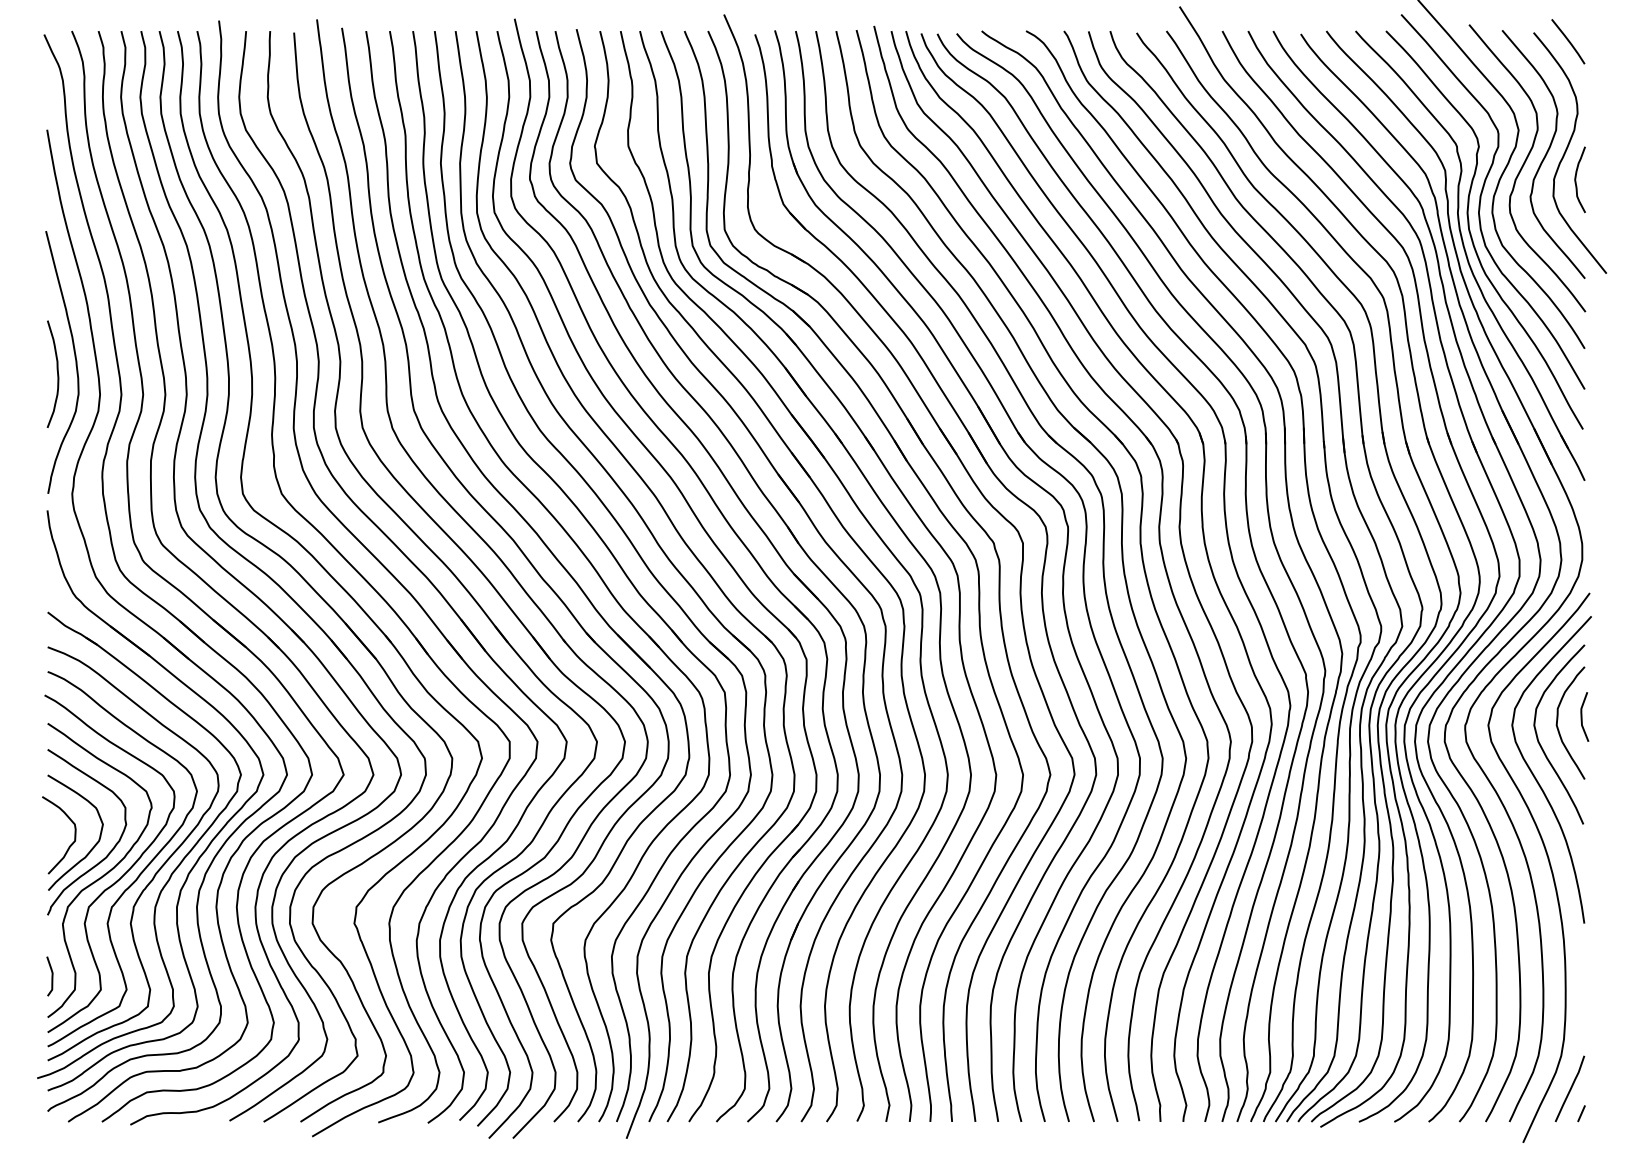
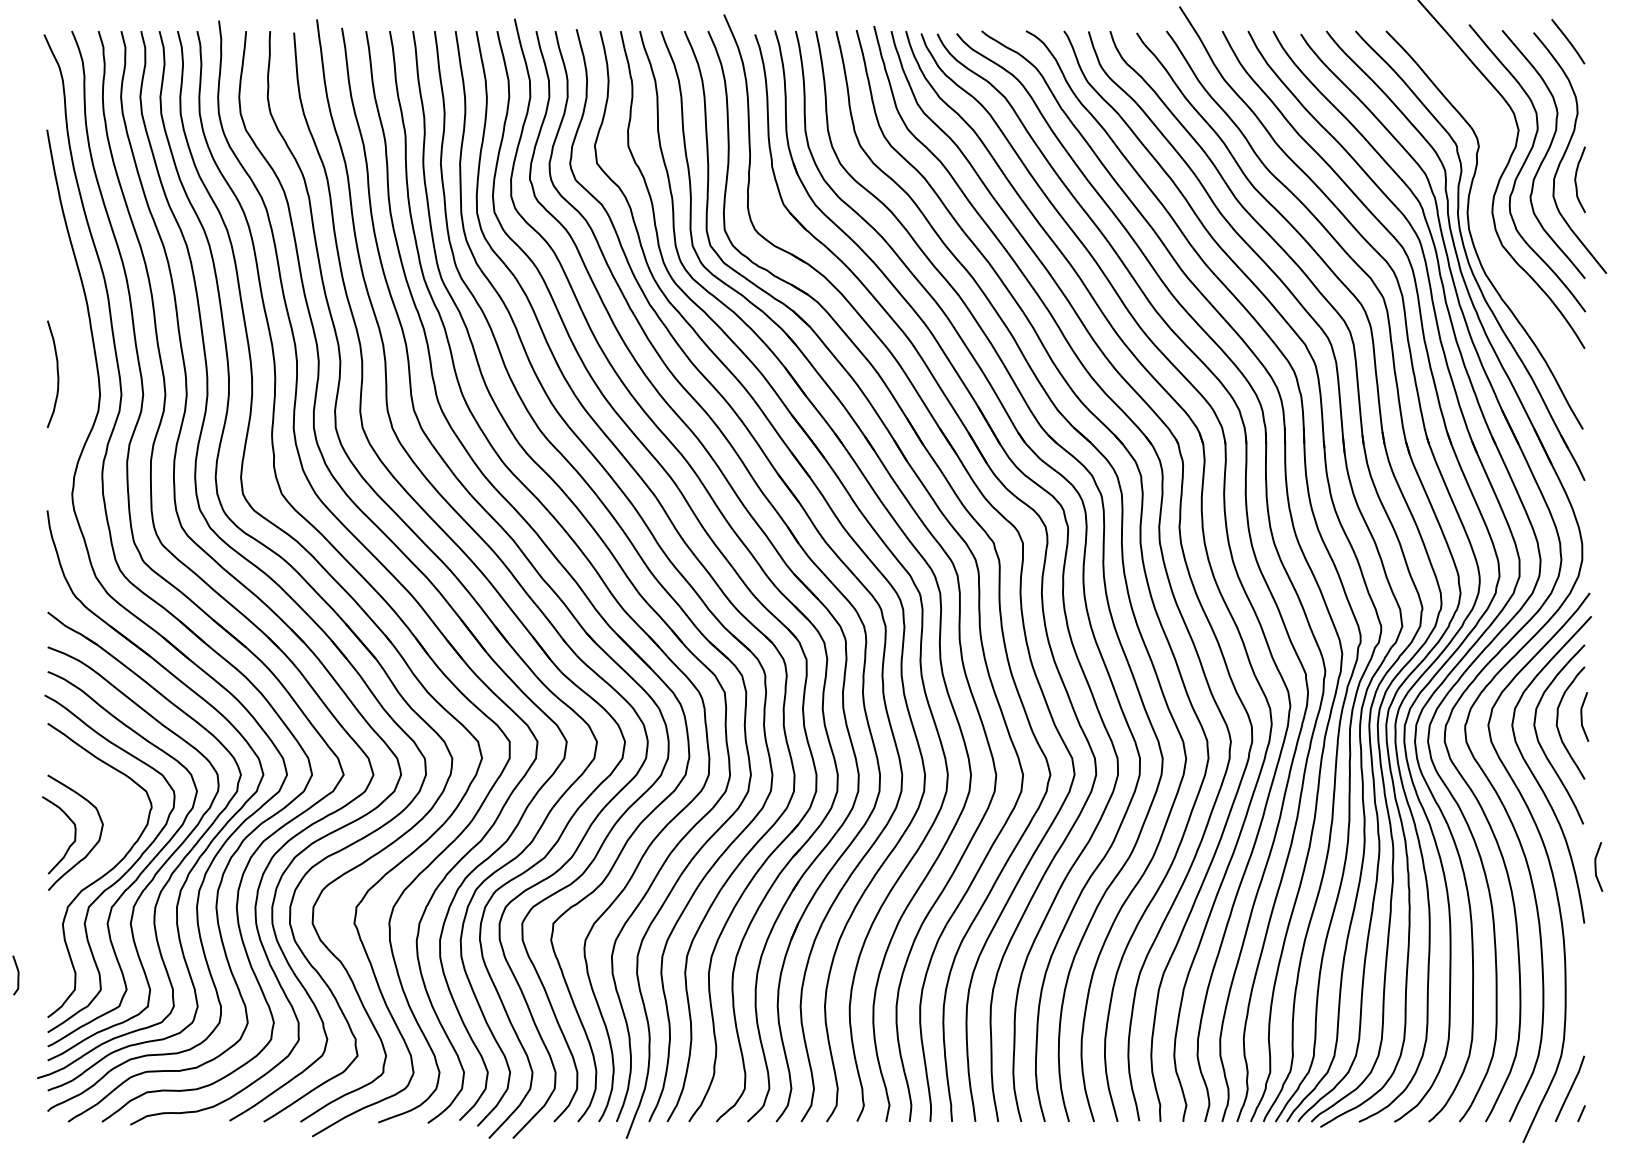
curve: present -> none (1481, 200)
curve: present -> none (74, 357)
curve: present -> none (109, 851)
line: none -> present (1596, 866)
curve position: (51, 976) -> (17, 975) (17, 975)
